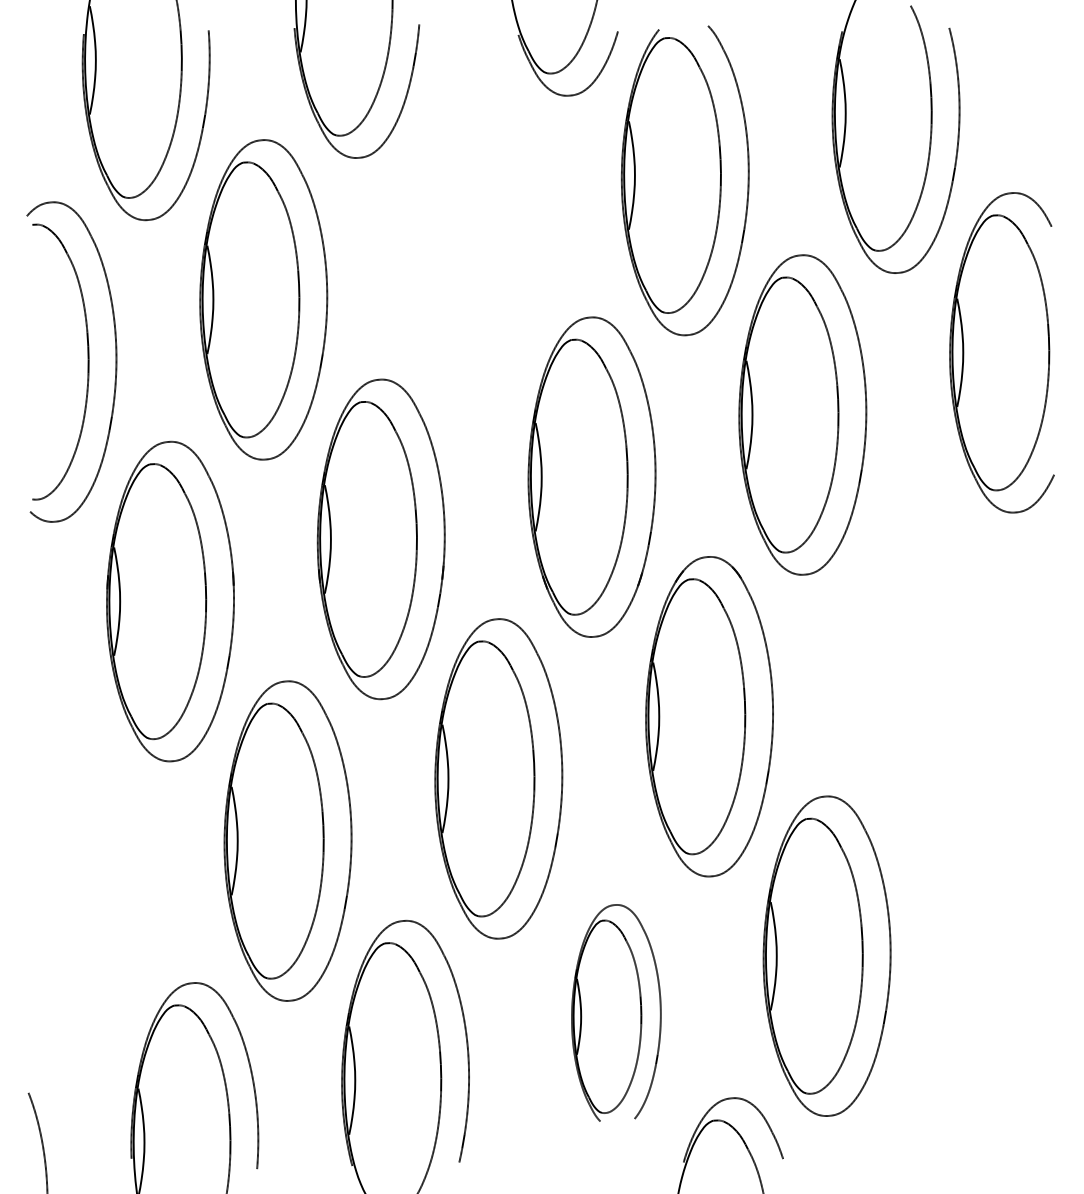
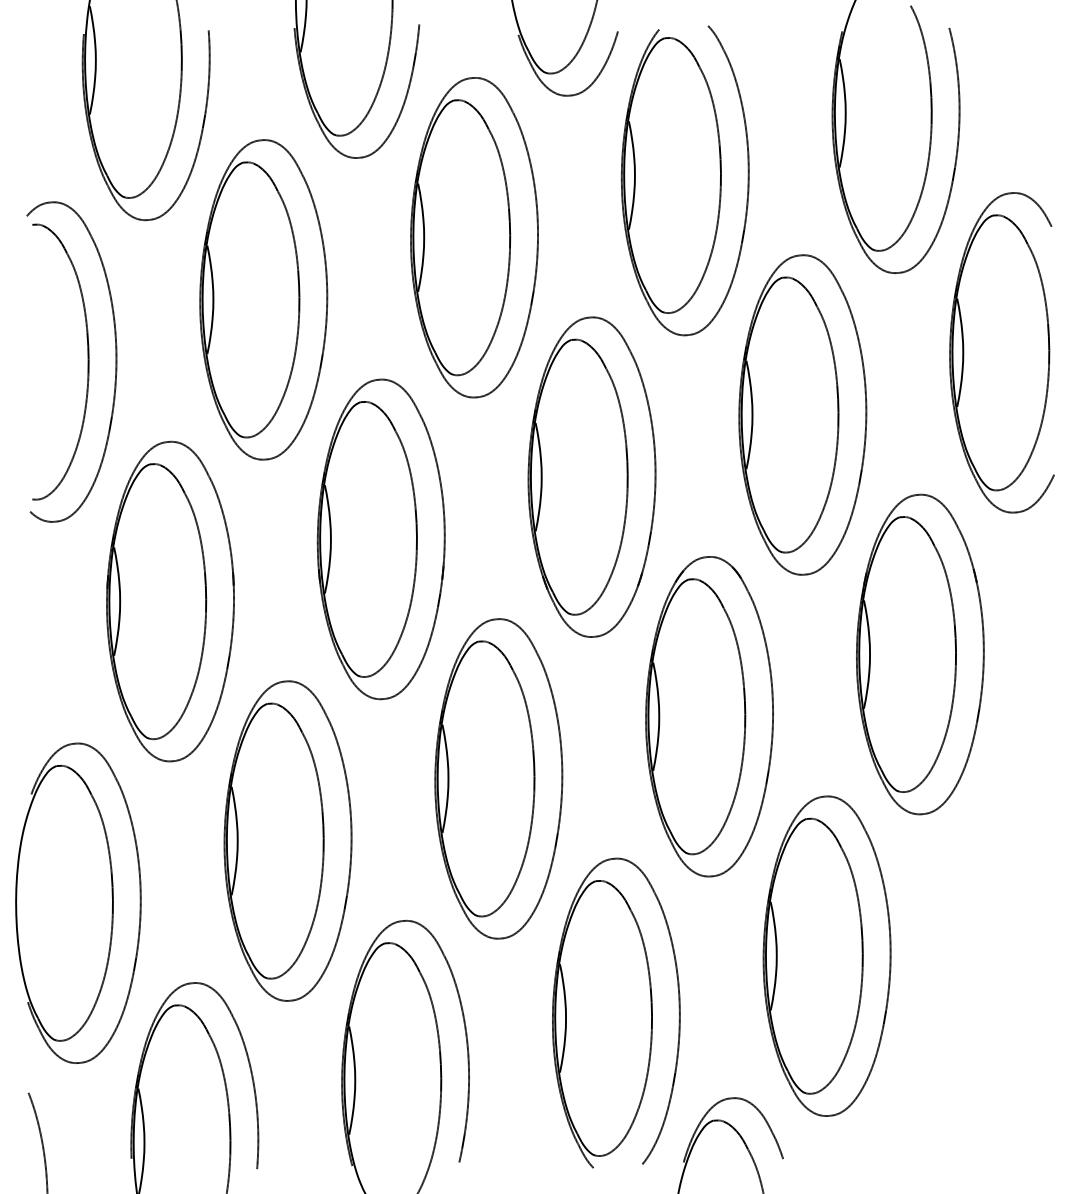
part: none -> present (474, 237)
part: none -> present (920, 654)
part: none -> present (78, 902)
part size: 91x218 px -> 129x312 px (616, 1012)
